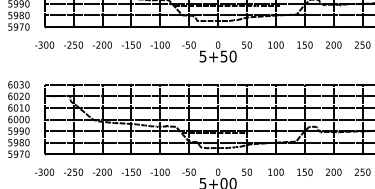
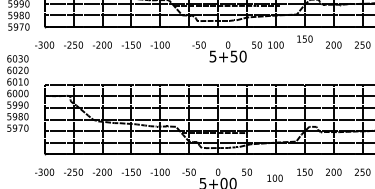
text position: (304, 44) -> (304, 38) (304, 38)
text position: (216, 51) -> (226, 51) (226, 51)
text position: (18, 119) -> (17, 93) (17, 93)
text position: (275, 171) -> (274, 177) (274, 177)
